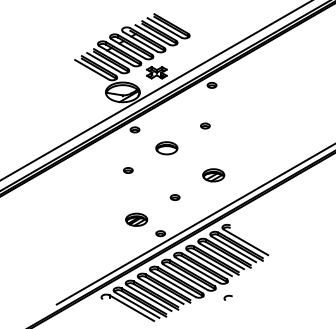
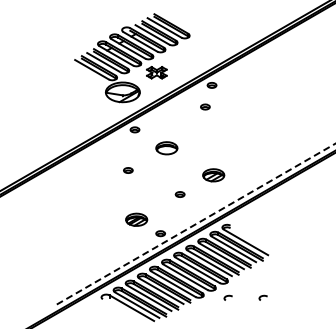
line: present -> none (155, 90)
part position: (205, 125) -> (205, 106) (205, 106)
part position: (174, 197) -> (179, 194) (179, 194)
line: solid -> dashed (196, 224)
curve: none -> present (262, 296)
